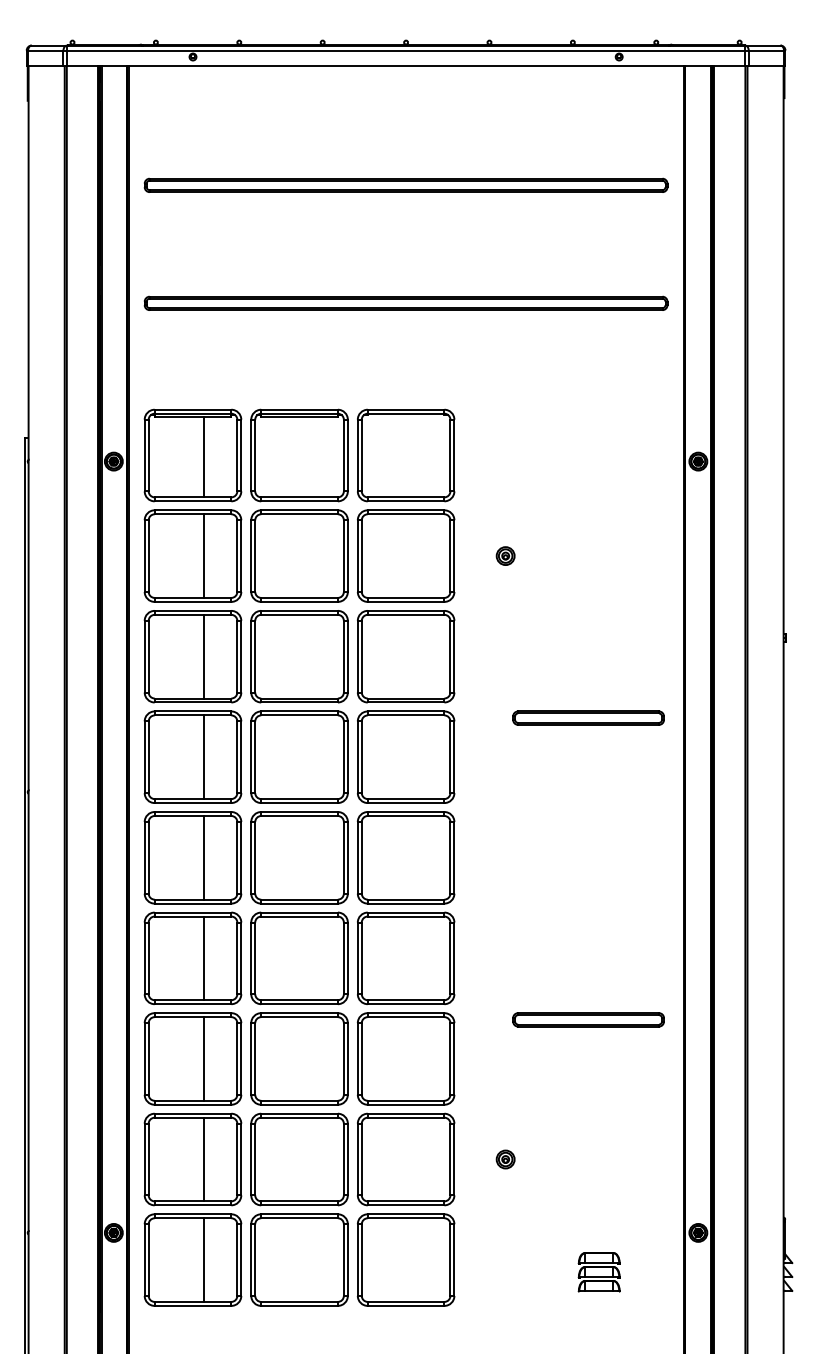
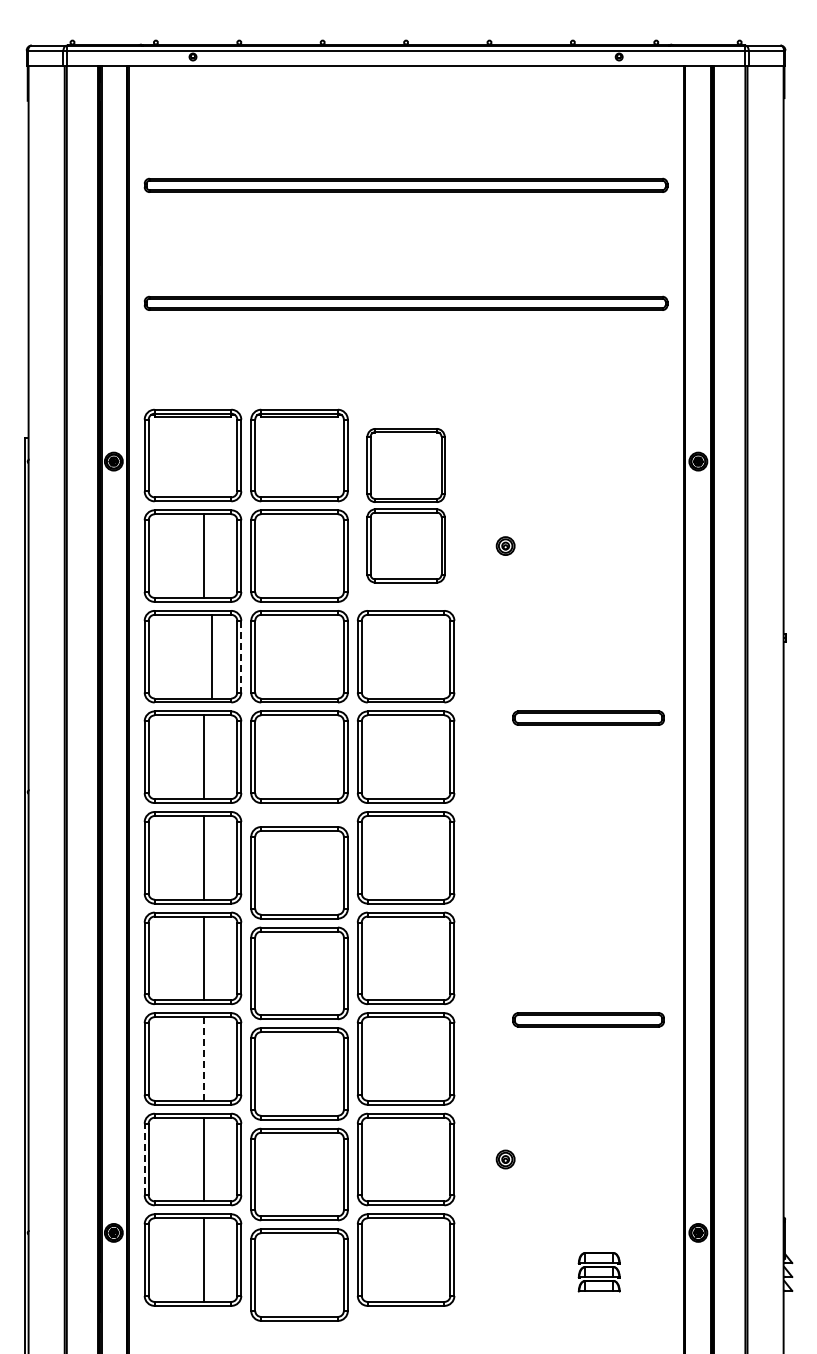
line: present -> none (203, 457)
part size: 100x195 px -> 80x156 px (405, 505)
part position: (505, 555) -> (505, 545) (505, 545)
line position: (203, 656) -> (211, 656) (211, 656)
line: solid -> dashed (241, 656)
line: solid -> dashed (203, 1058)
part position: (299, 1058) -> (299, 1073) (299, 1073)
line: solid -> dashed (144, 1159)
